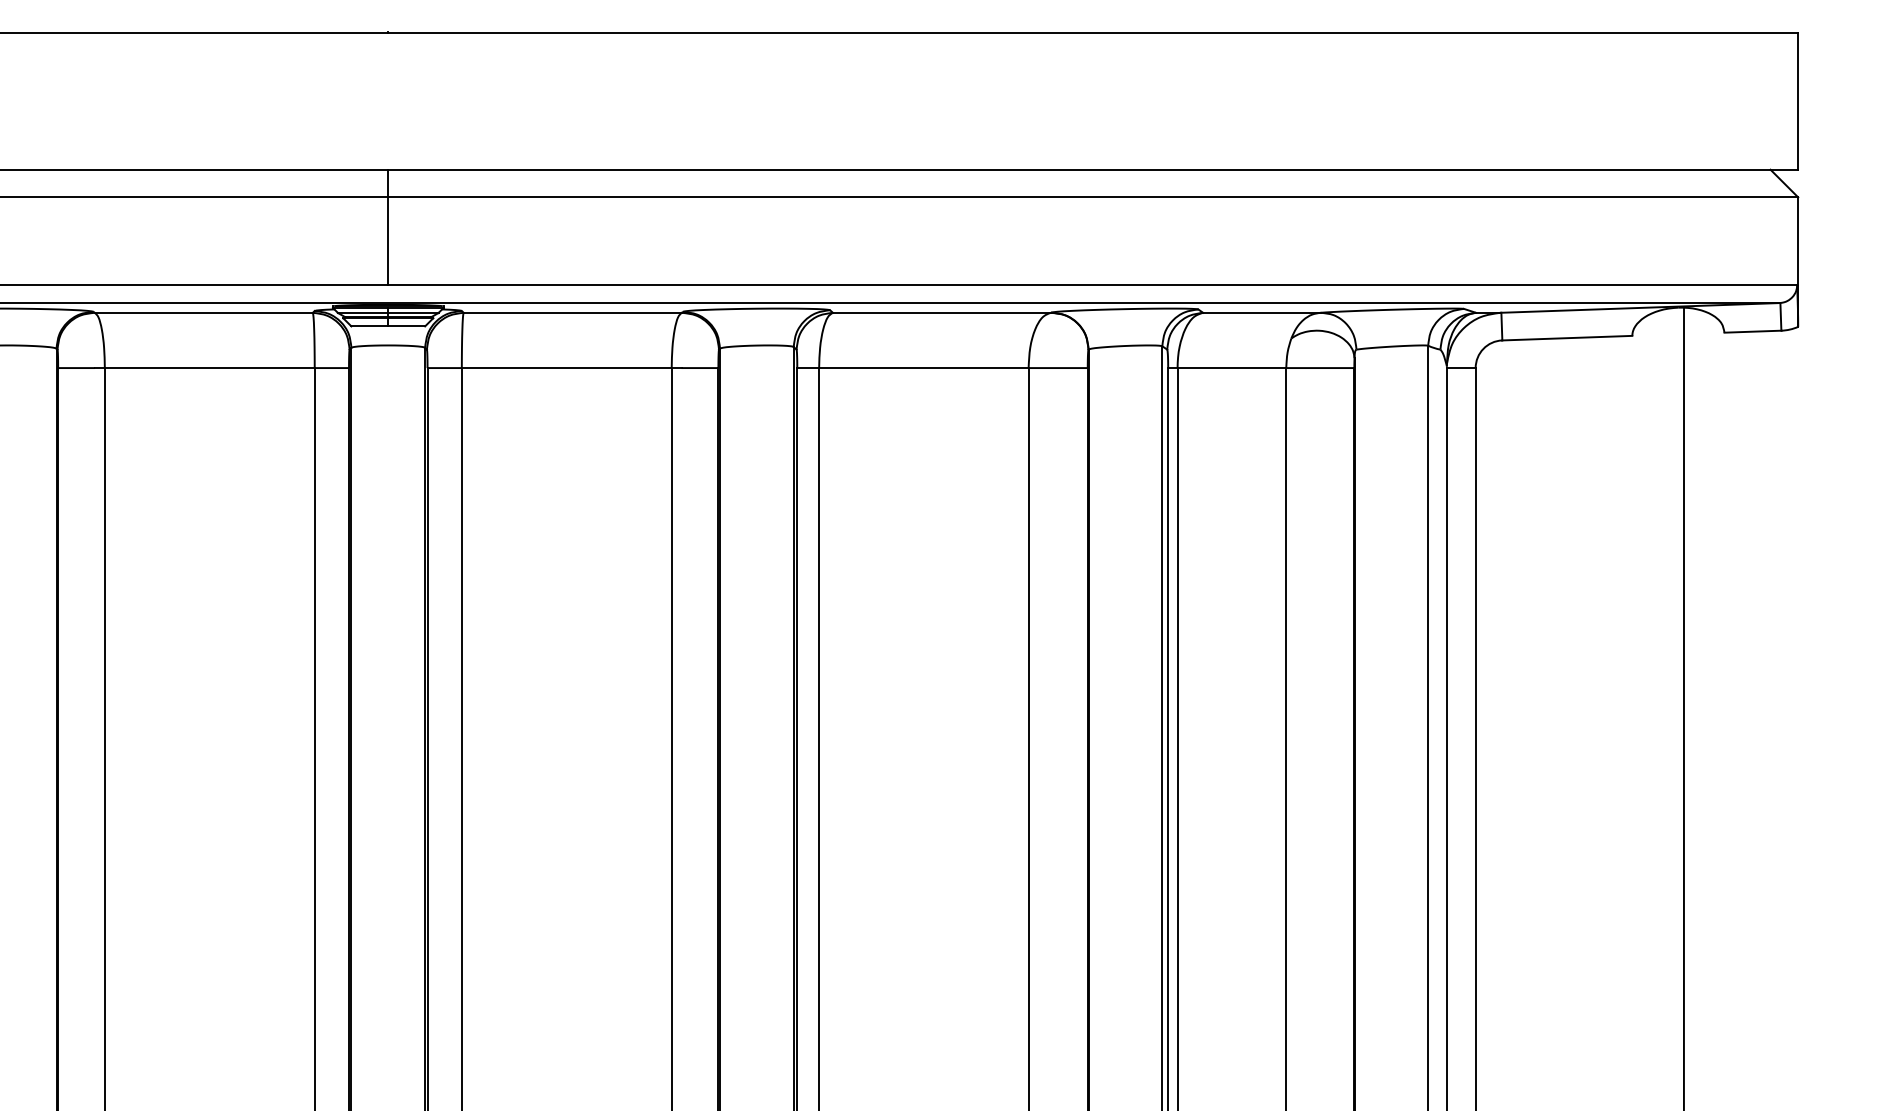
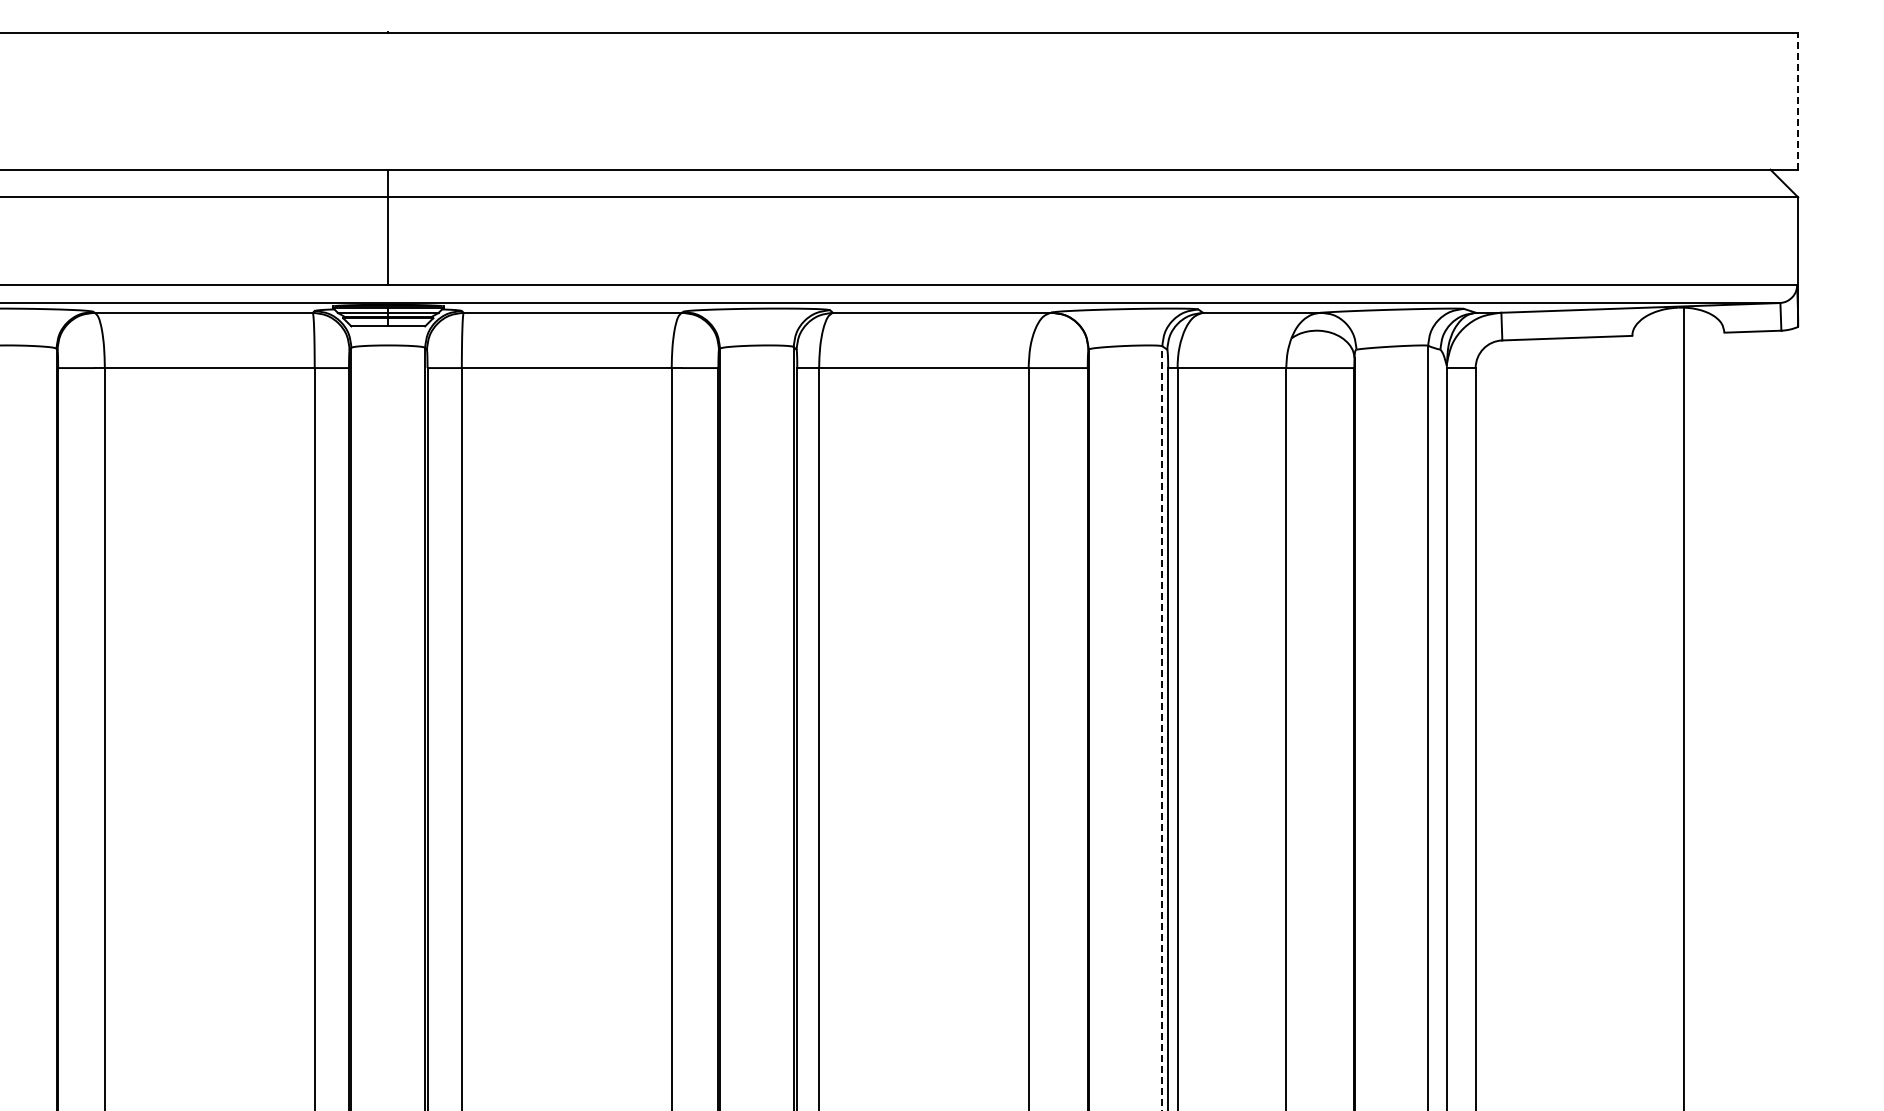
line: solid -> dashed (1798, 100)
line: solid -> dashed (1162, 728)
